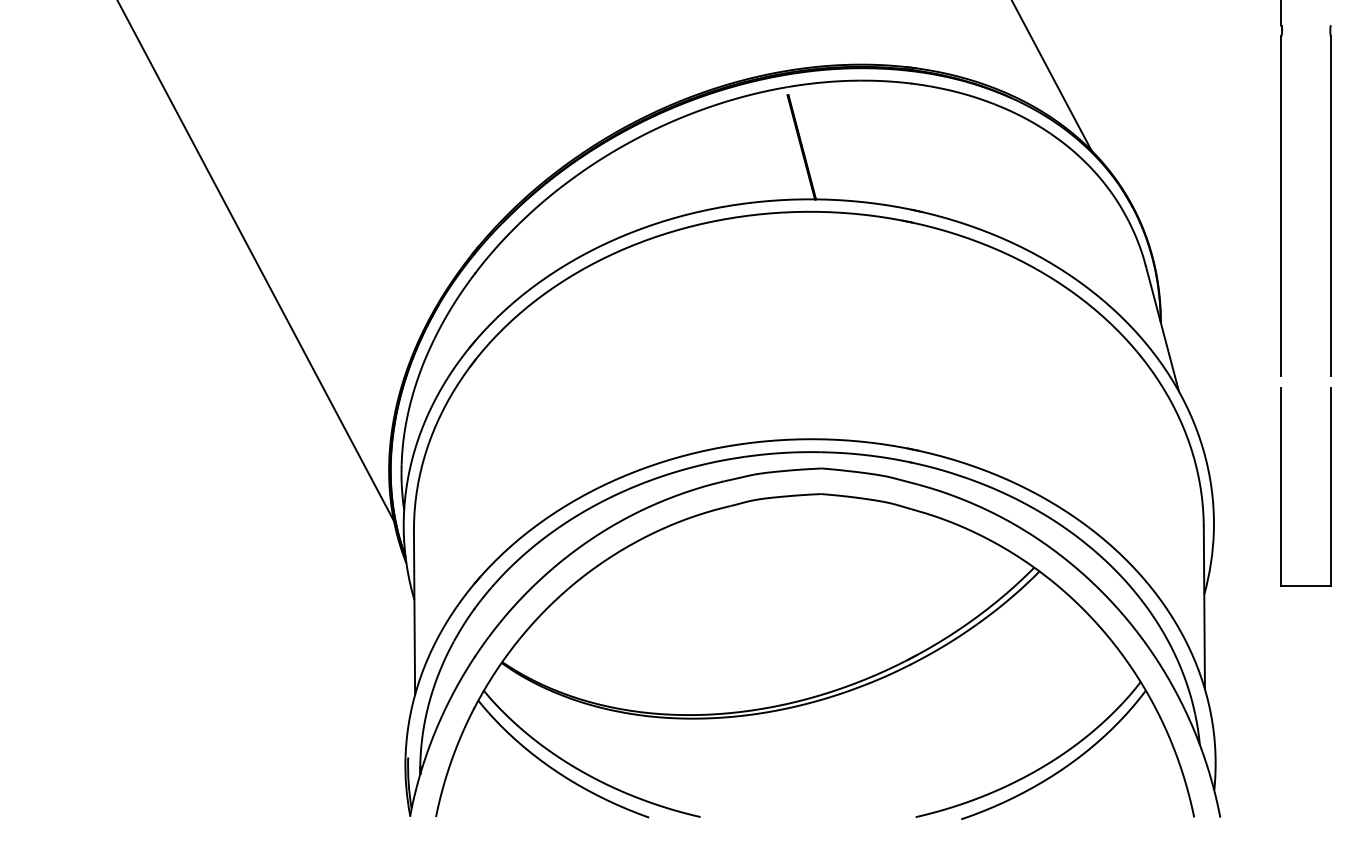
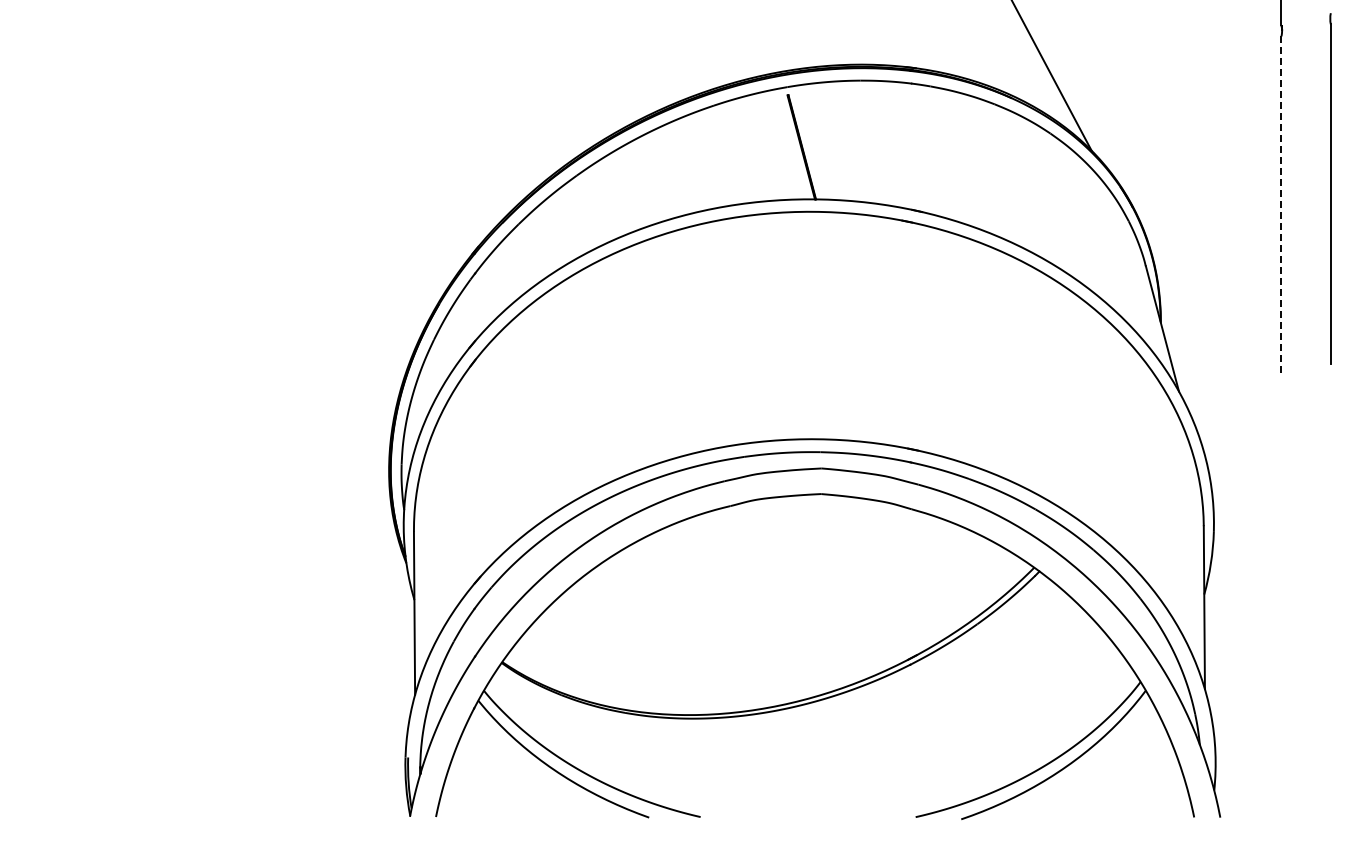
line position: (1330, 200) -> (1330, 188) (1330, 188)
line: solid -> dashed (1281, 206)
line: present -> none (255, 261)
part: present -> none (1281, 486)
